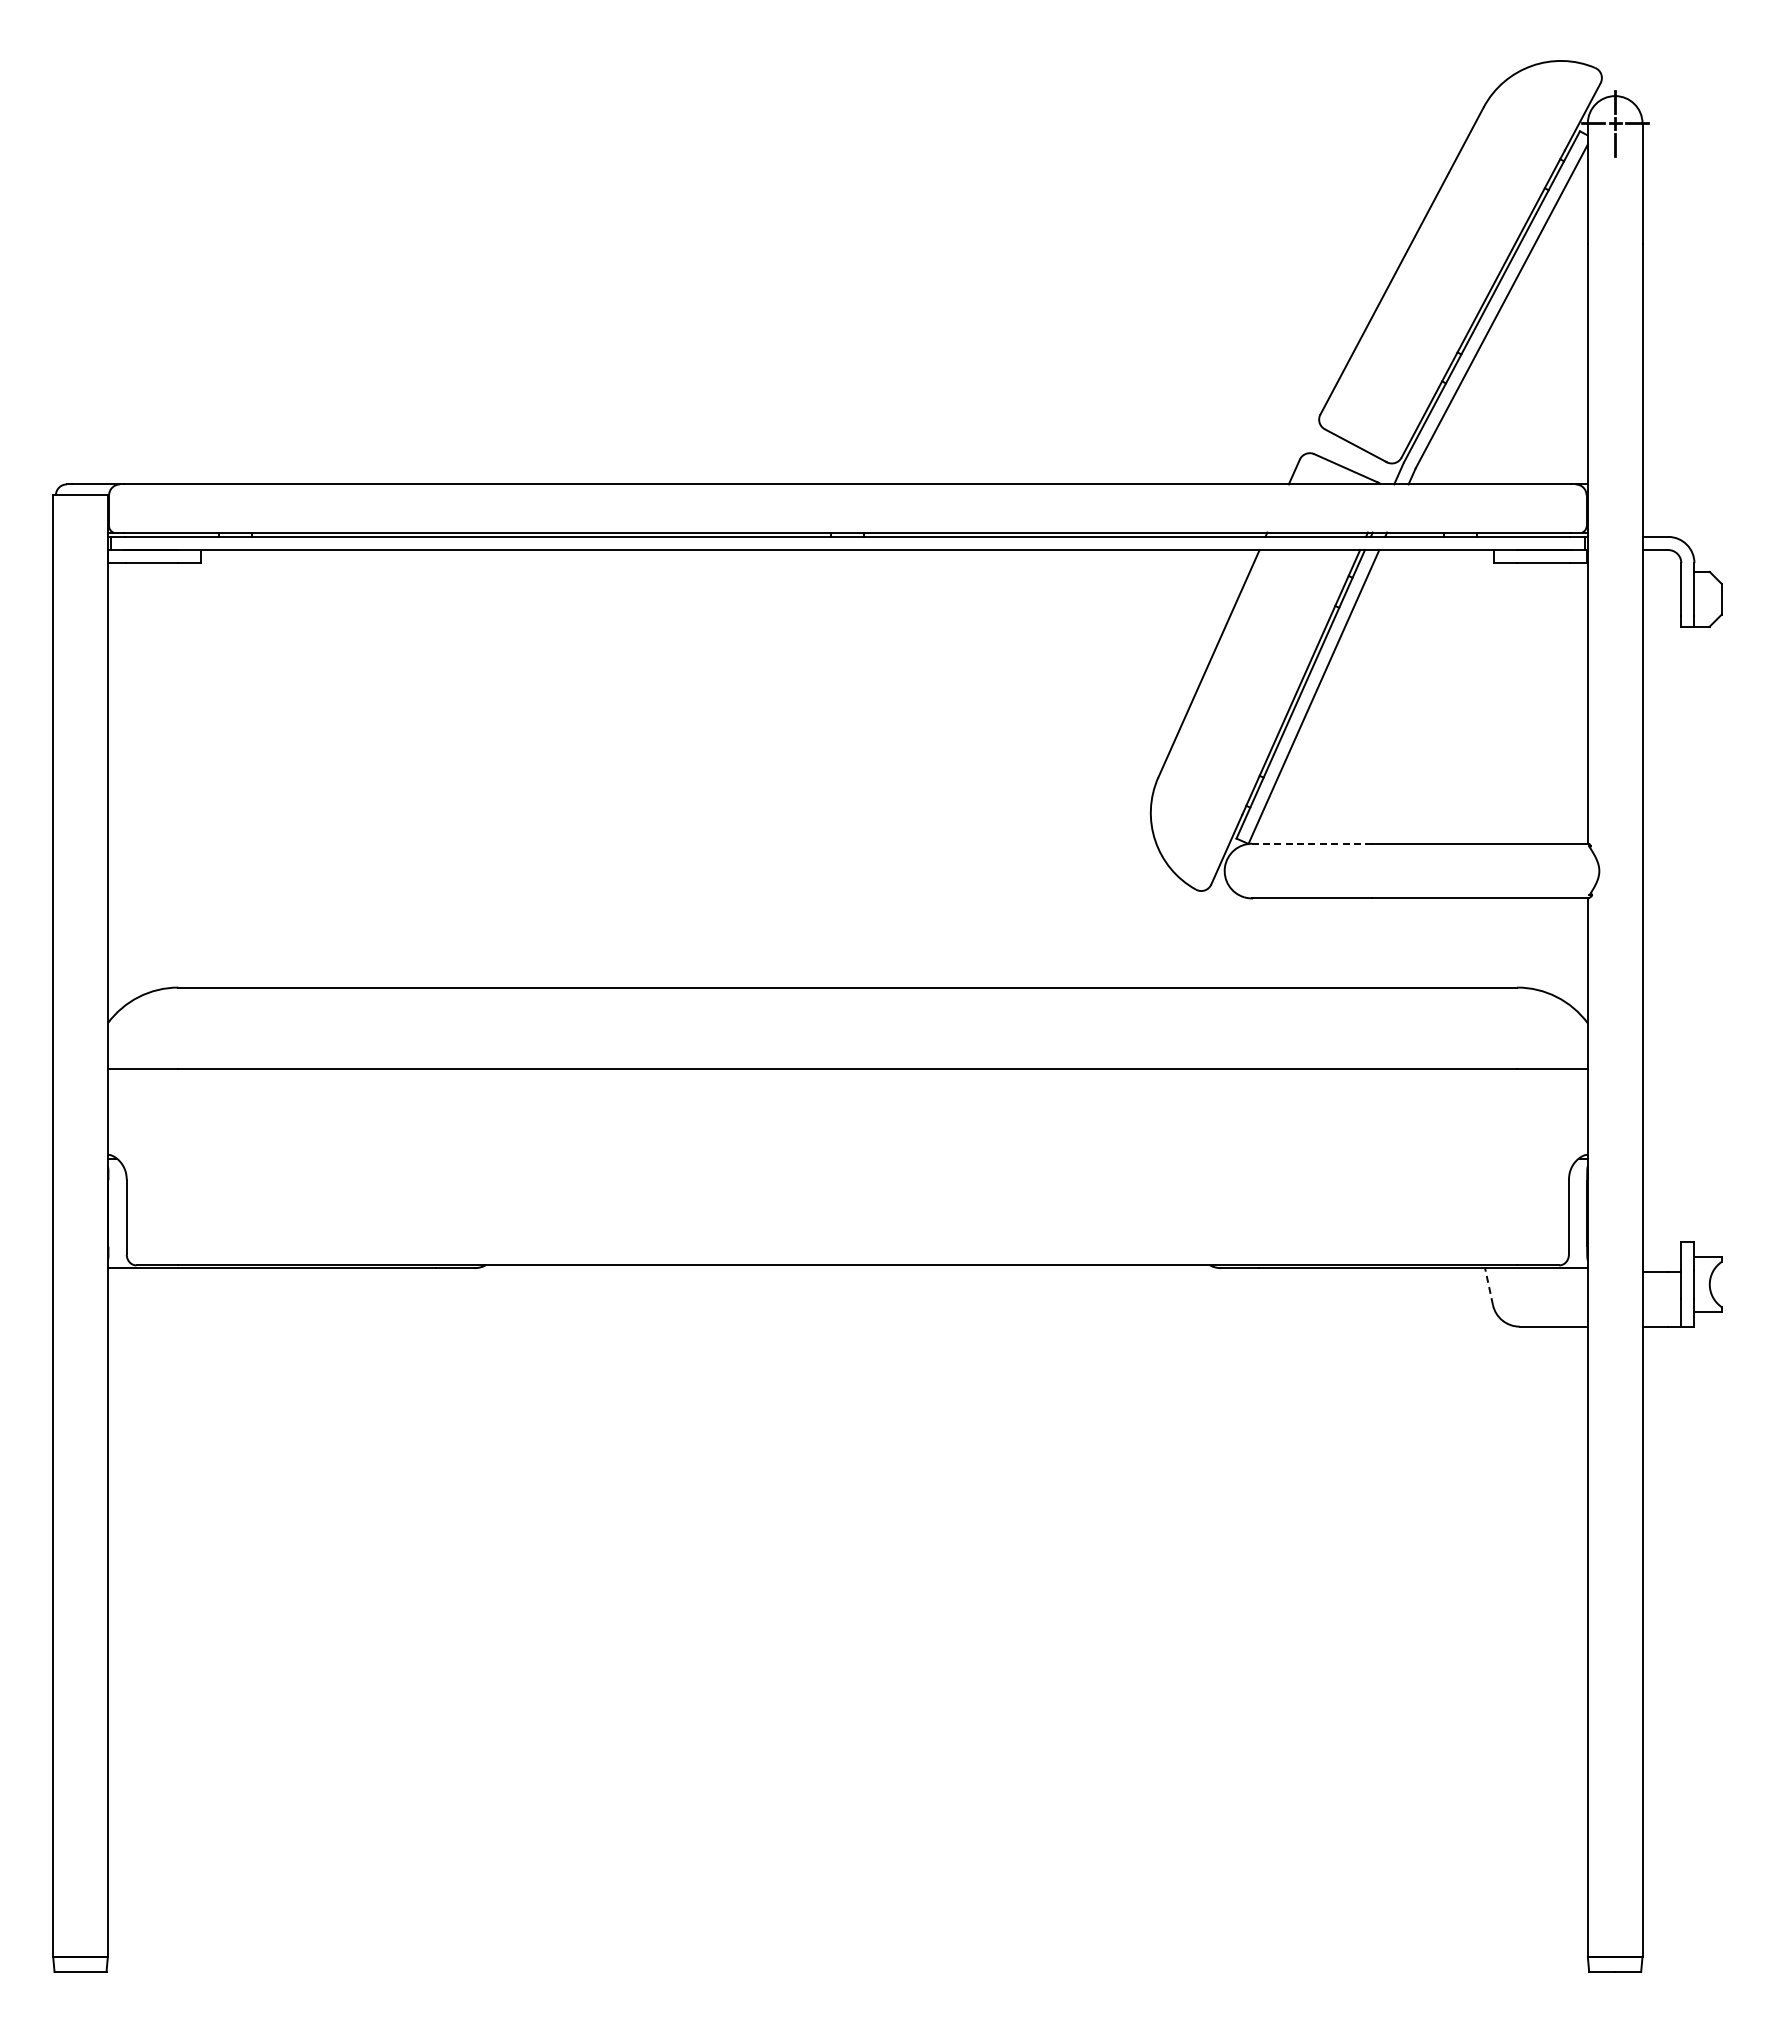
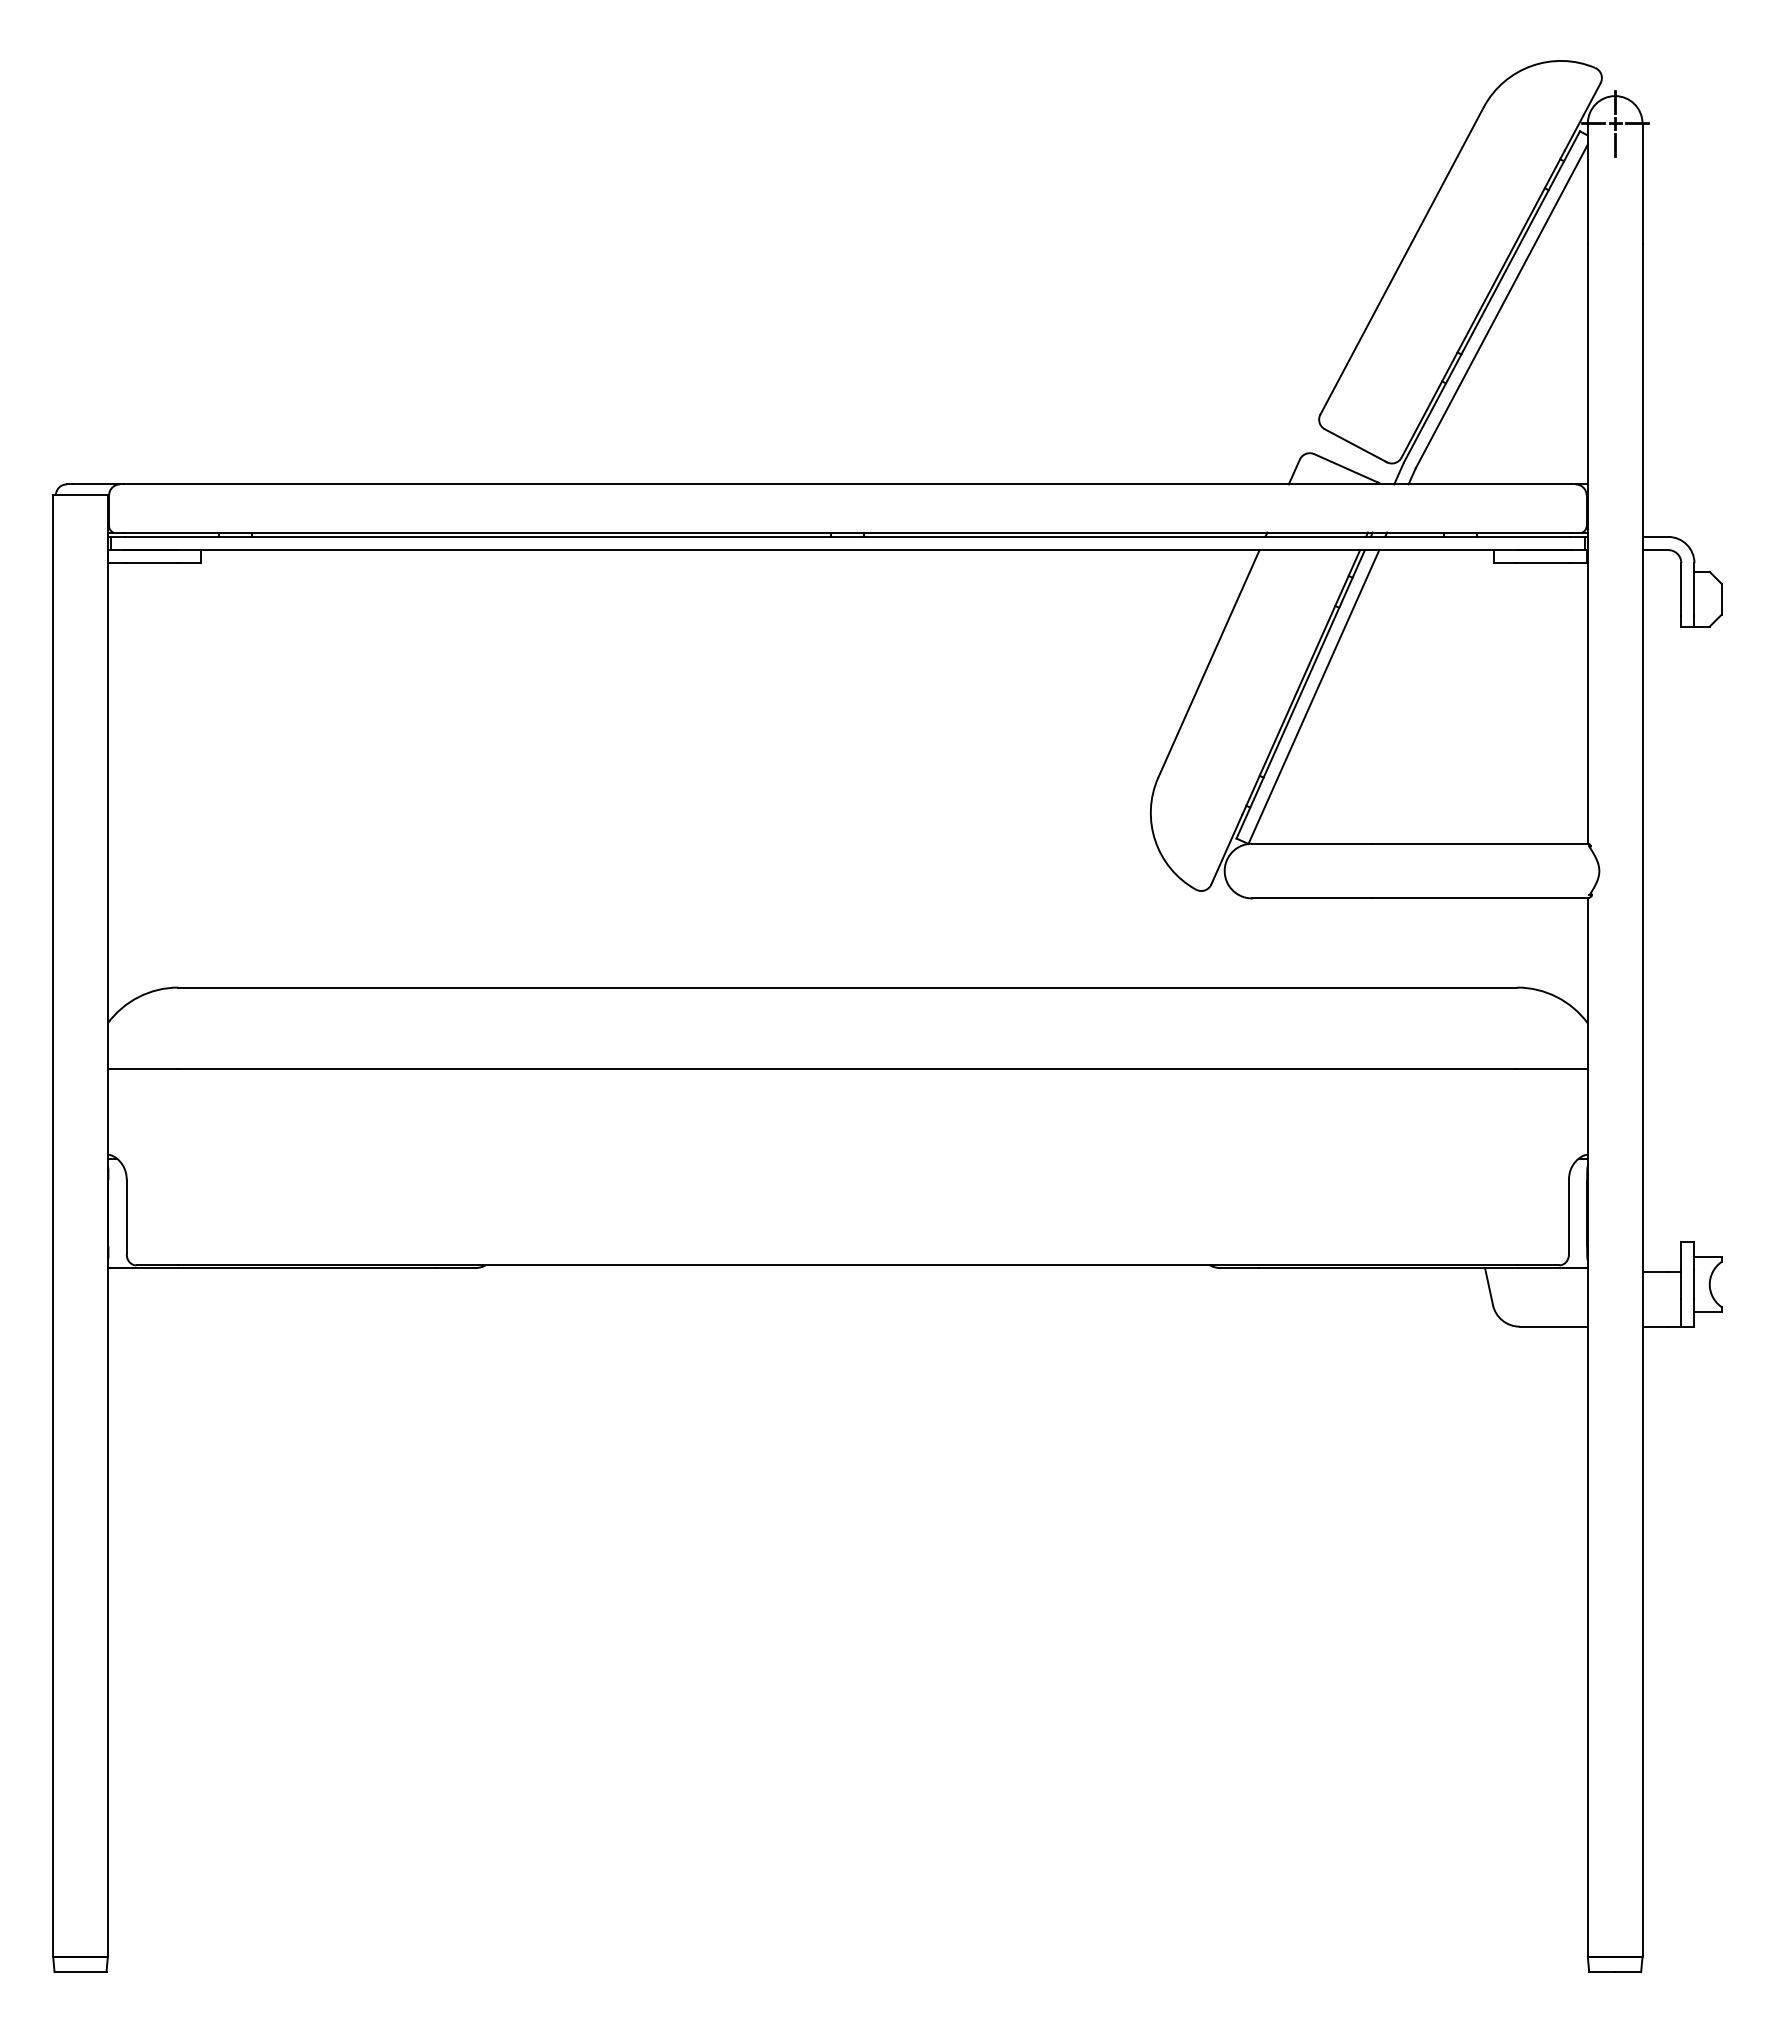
line: dashed -> solid (1311, 843)
line: dashed -> solid (1489, 1286)
